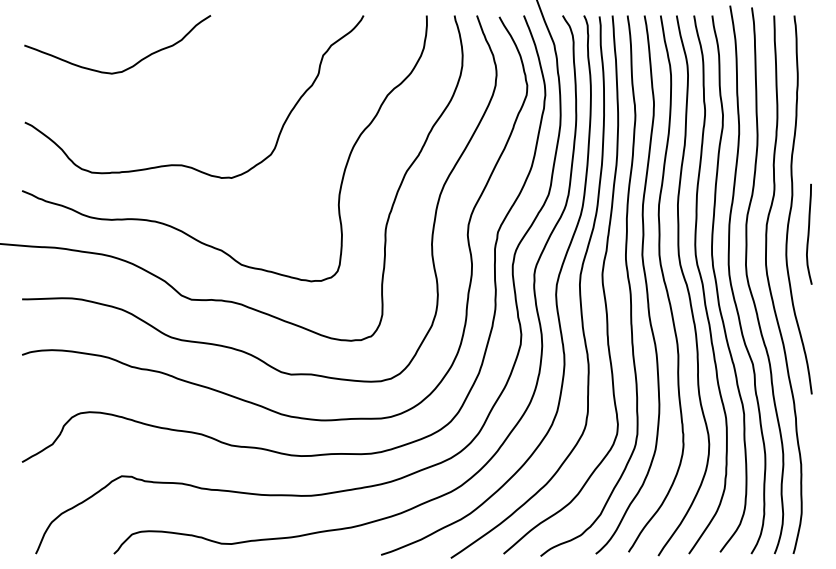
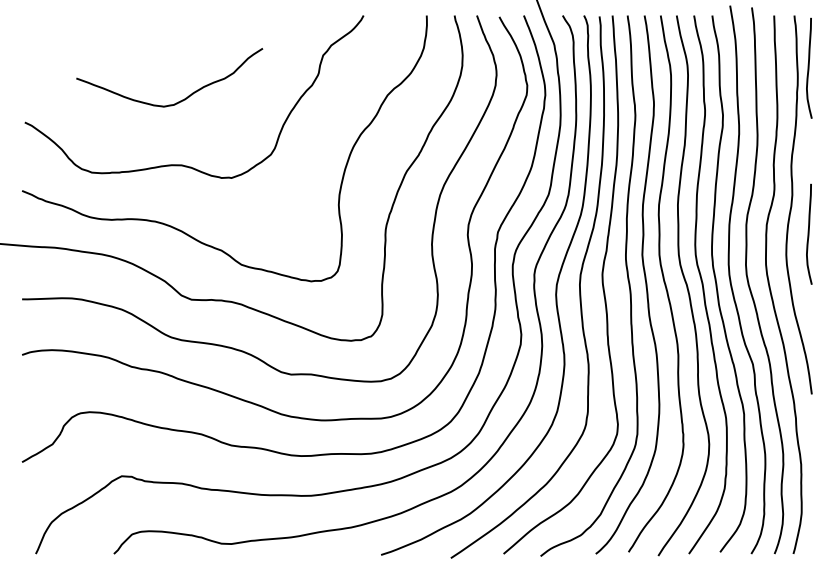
curve position: (128, 67) -> (180, 100) (180, 100)
curve: none -> present (809, 67)
